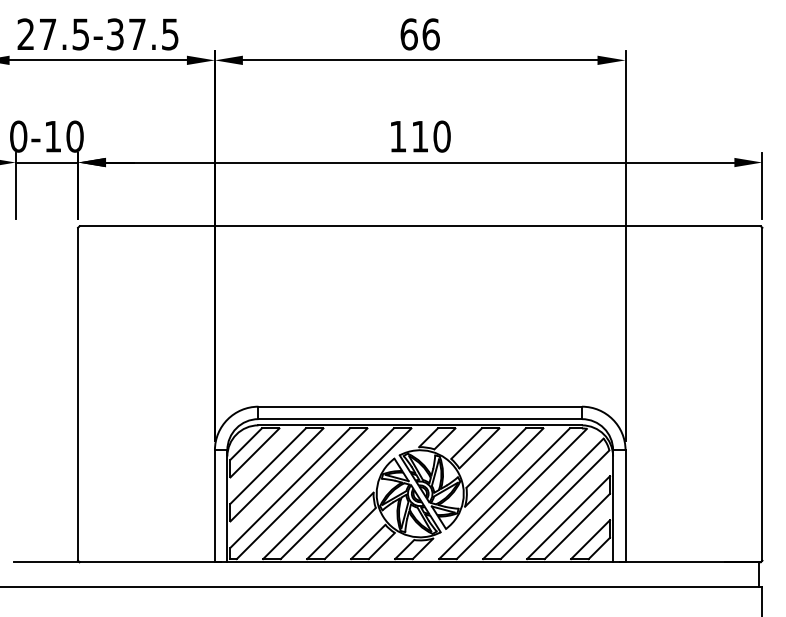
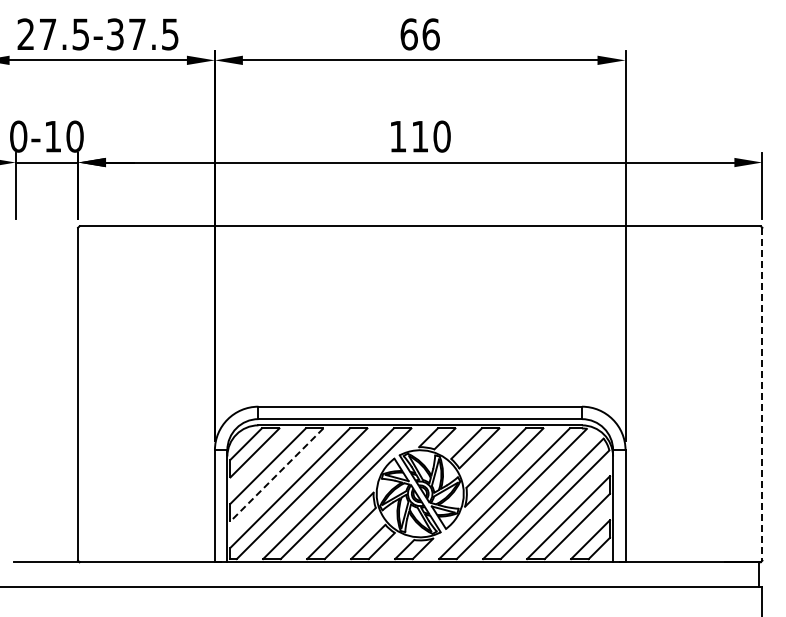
line: solid -> dashed (762, 394)
line: solid -> dashed (276, 474)
